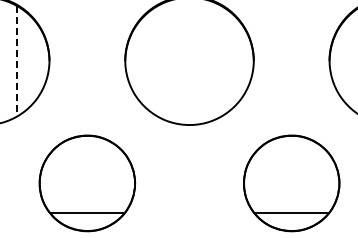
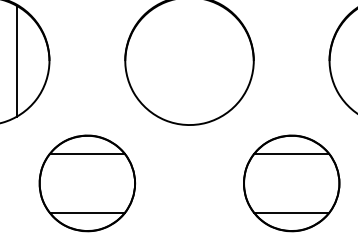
line: dashed -> solid (16, 61)
line: none -> present (86, 154)
line: none -> present (291, 154)
